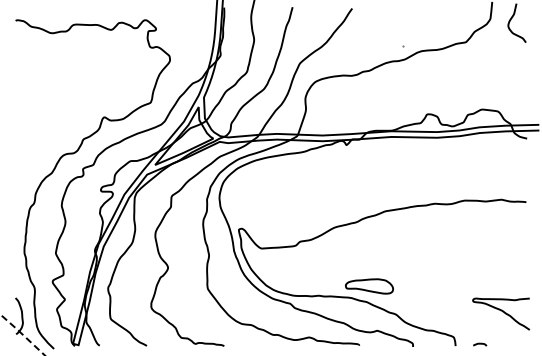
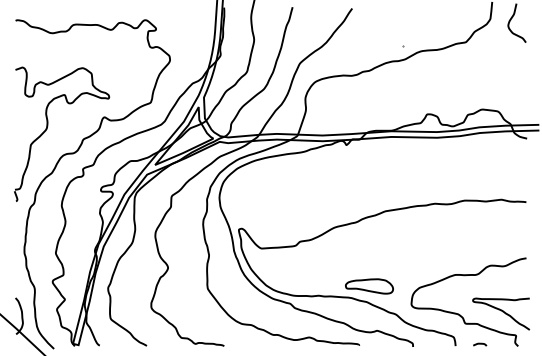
part: none -> present (47, 129)
curve: none -> present (460, 314)
line: dashed -> solid (23, 334)
